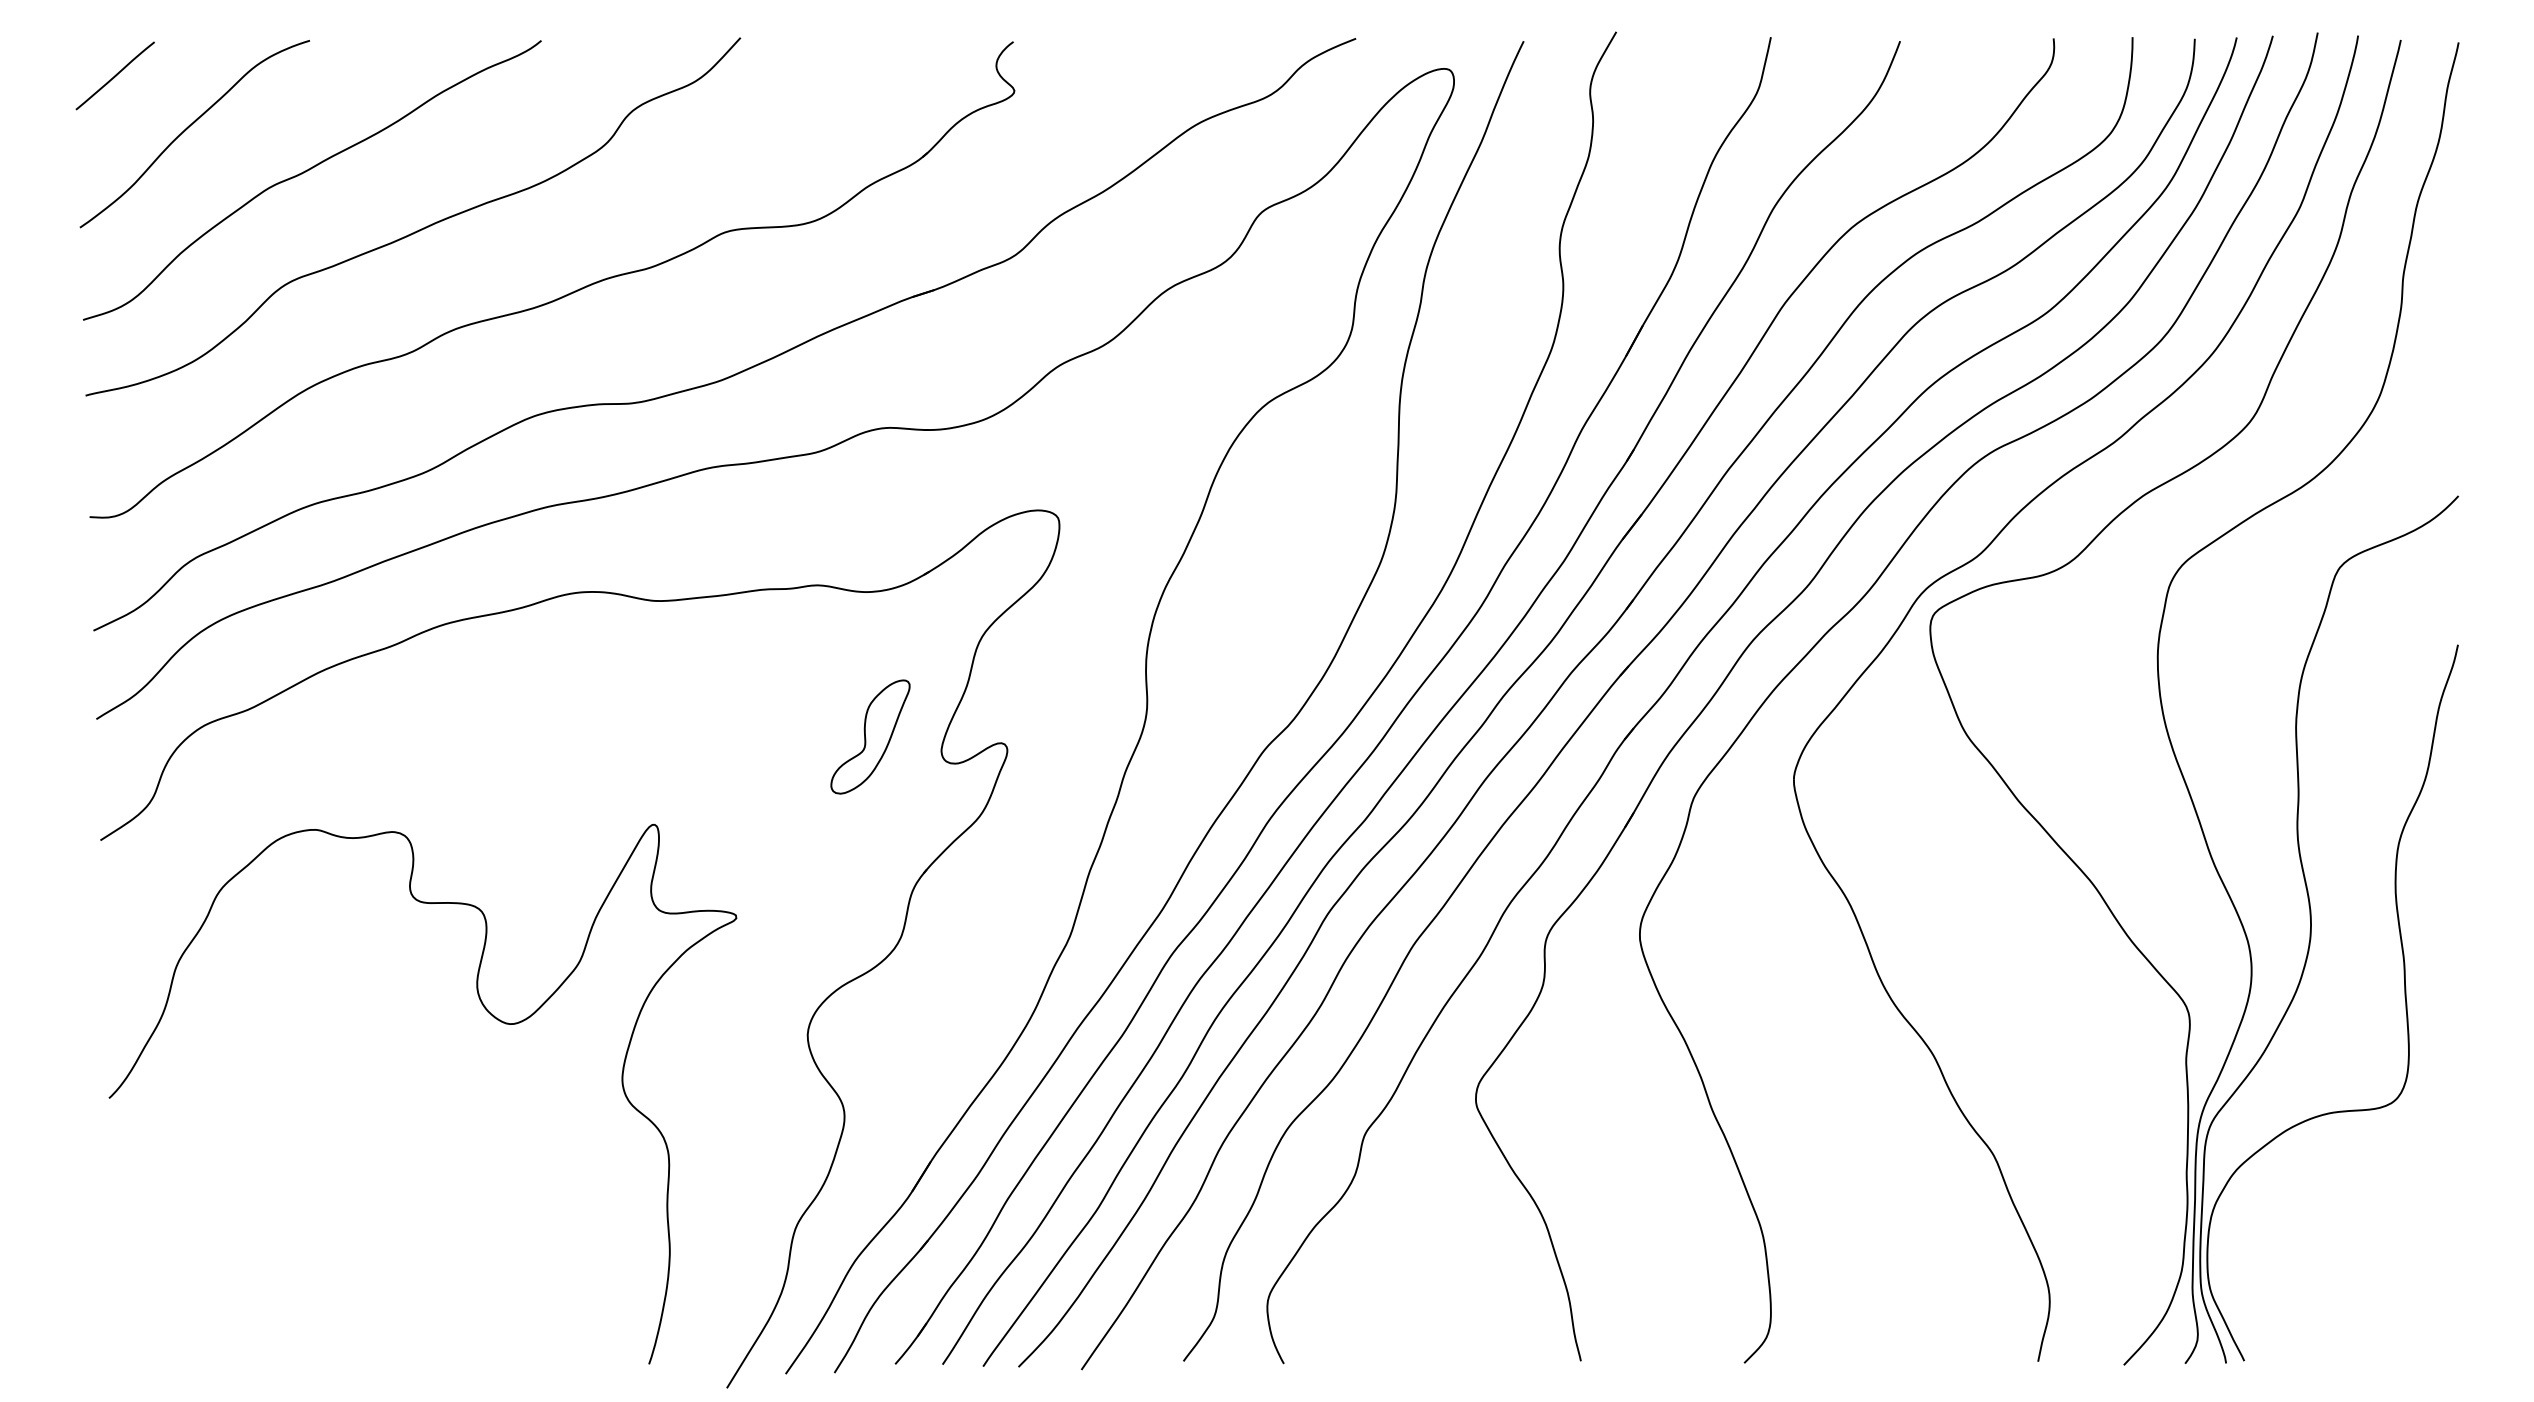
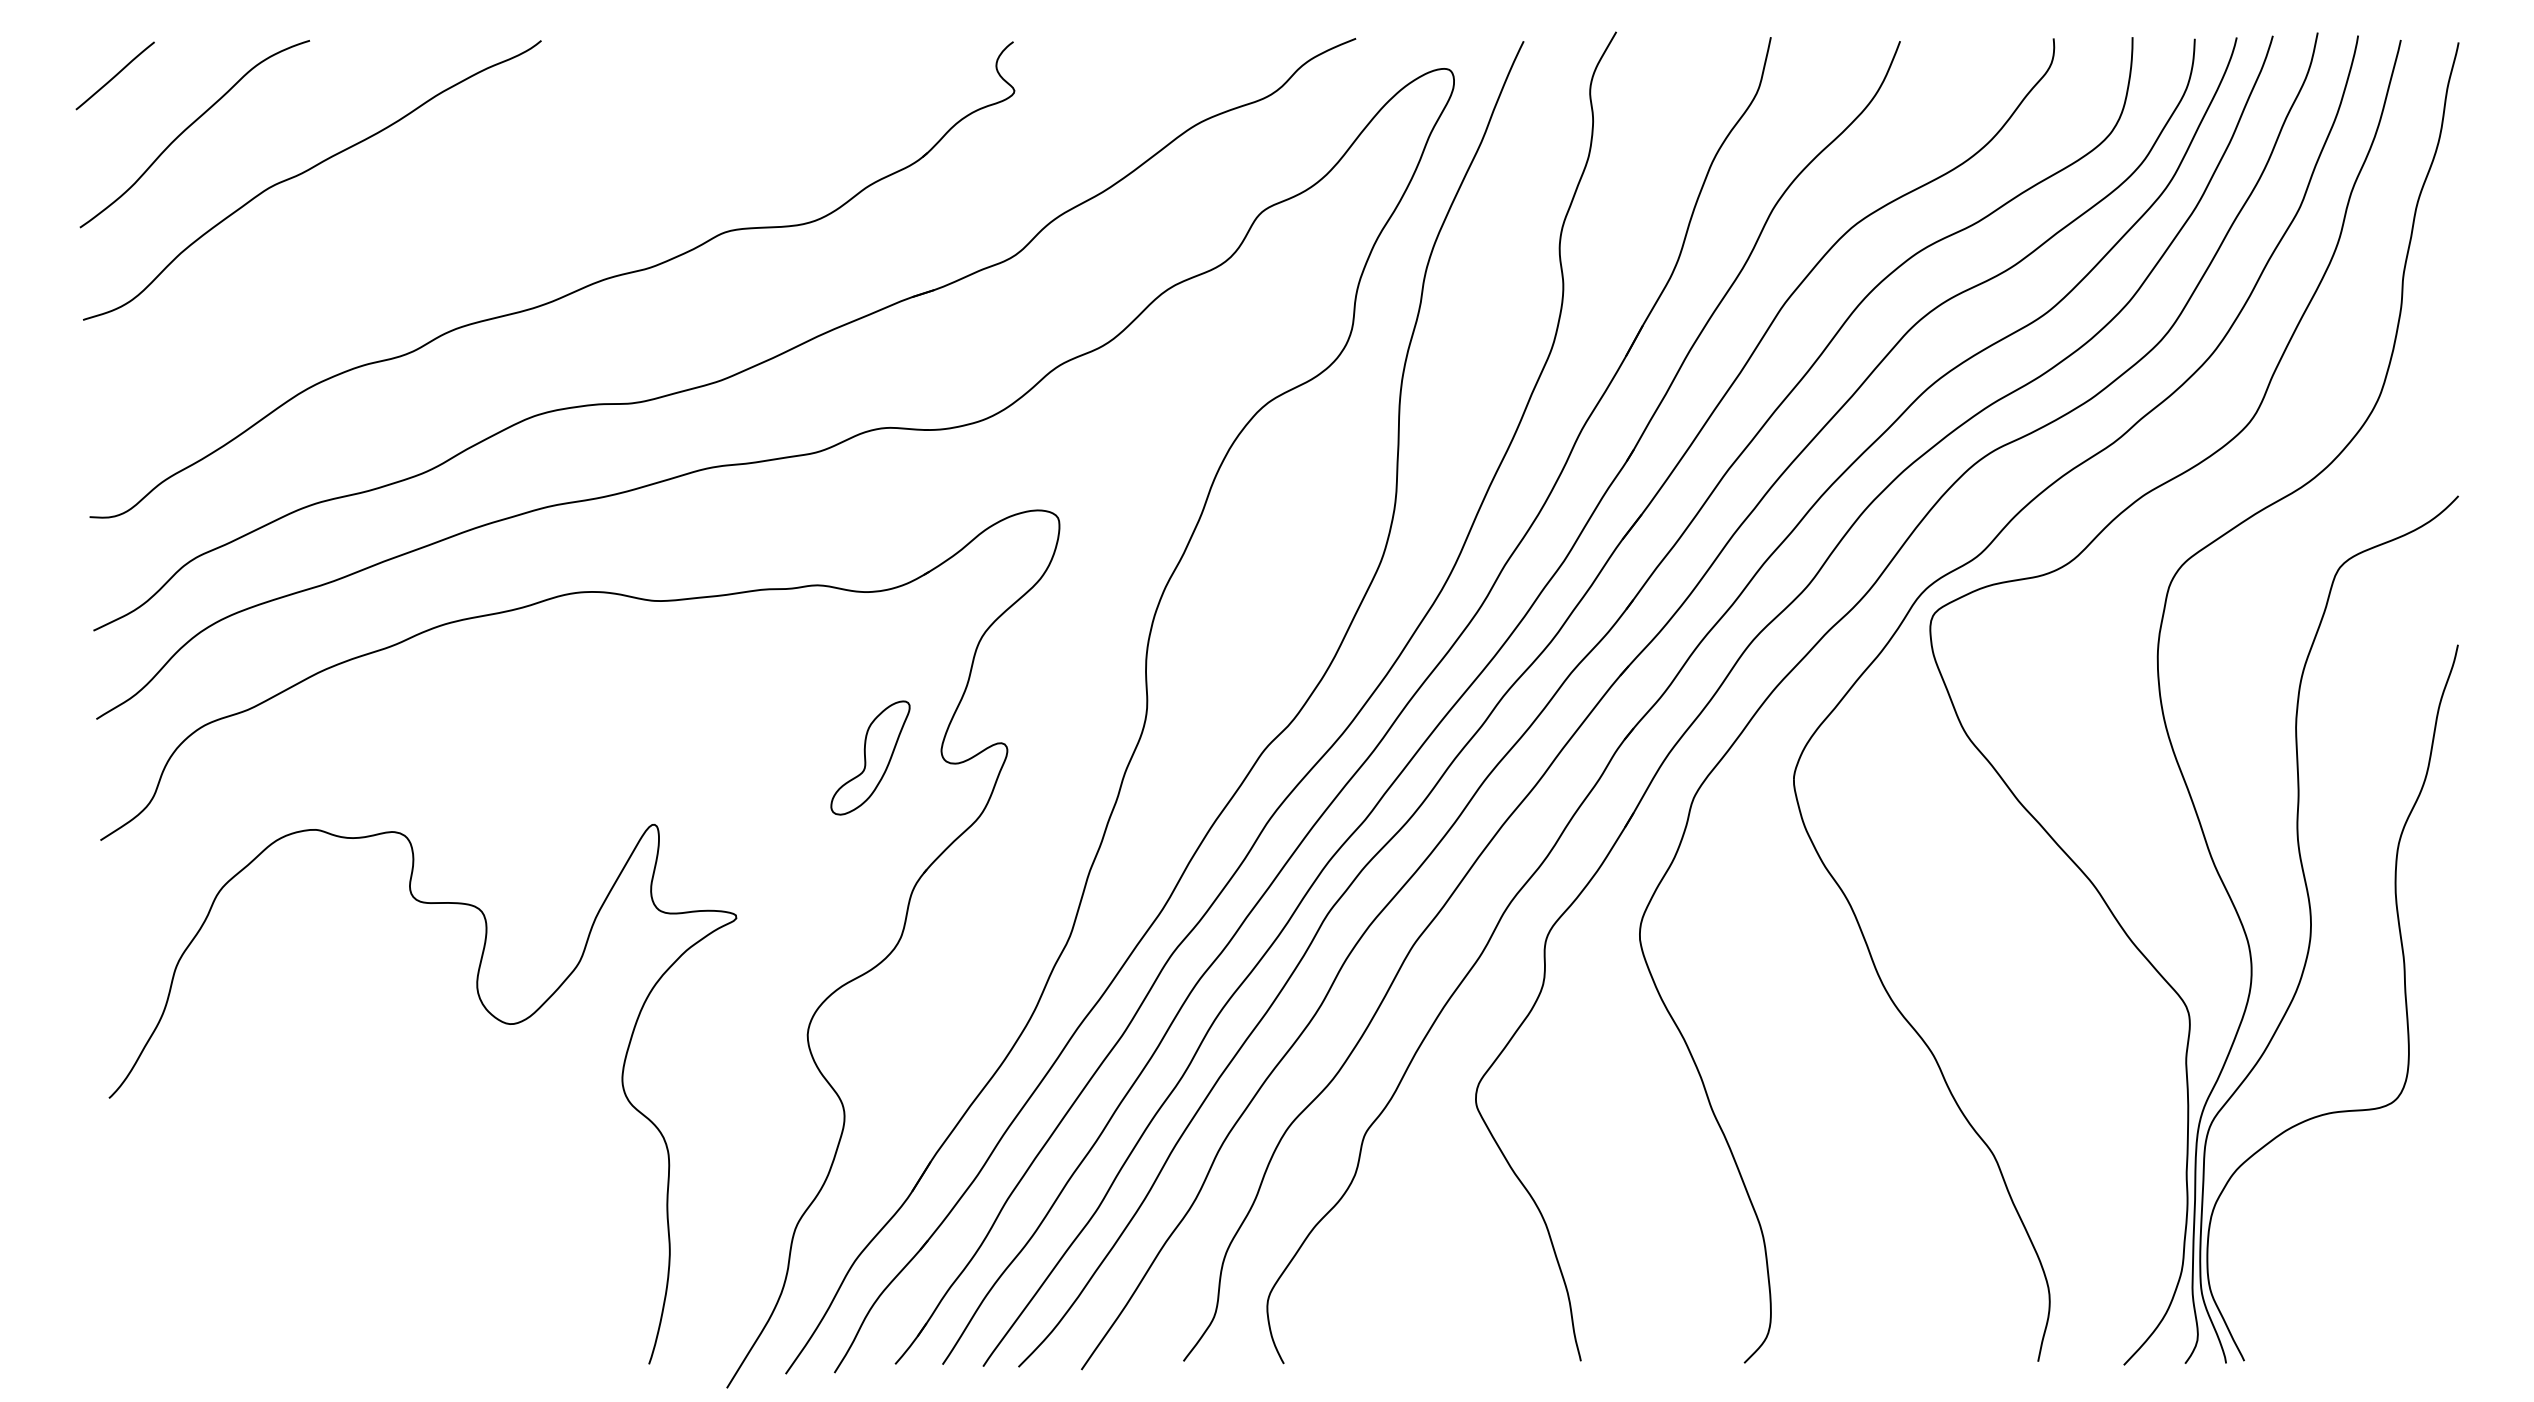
curve: present -> none (419, 229)
part position: (870, 736) -> (870, 757) (870, 757)
